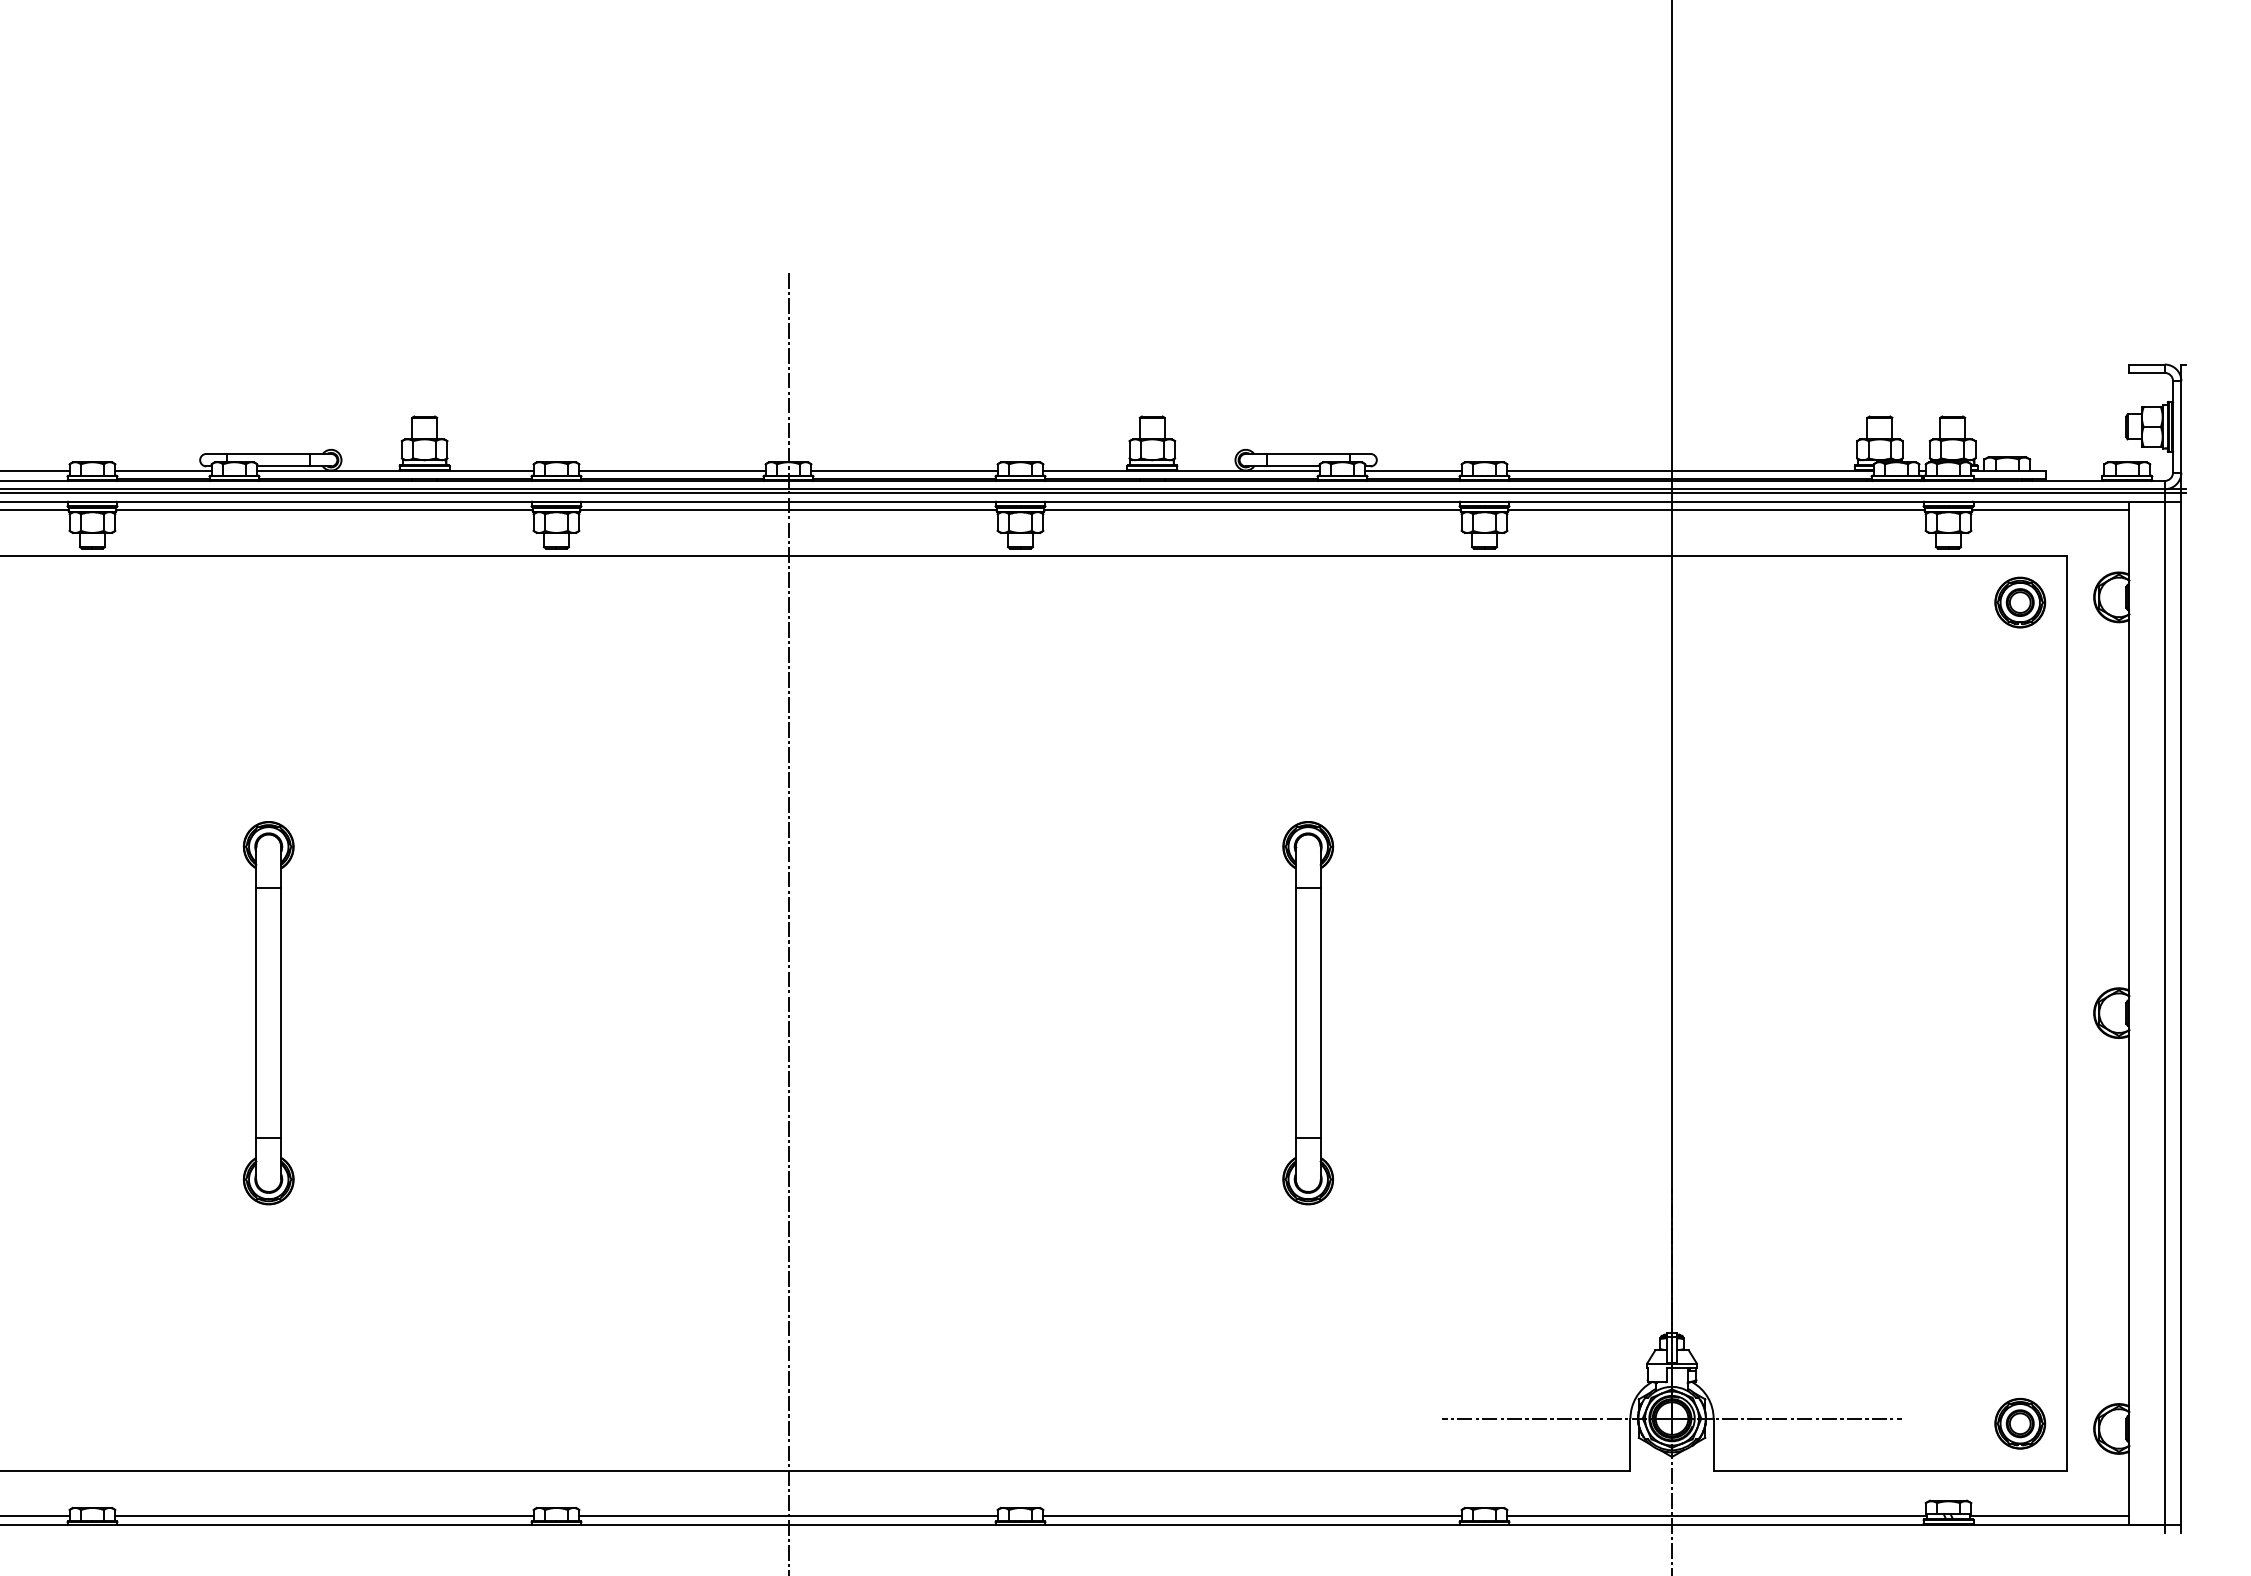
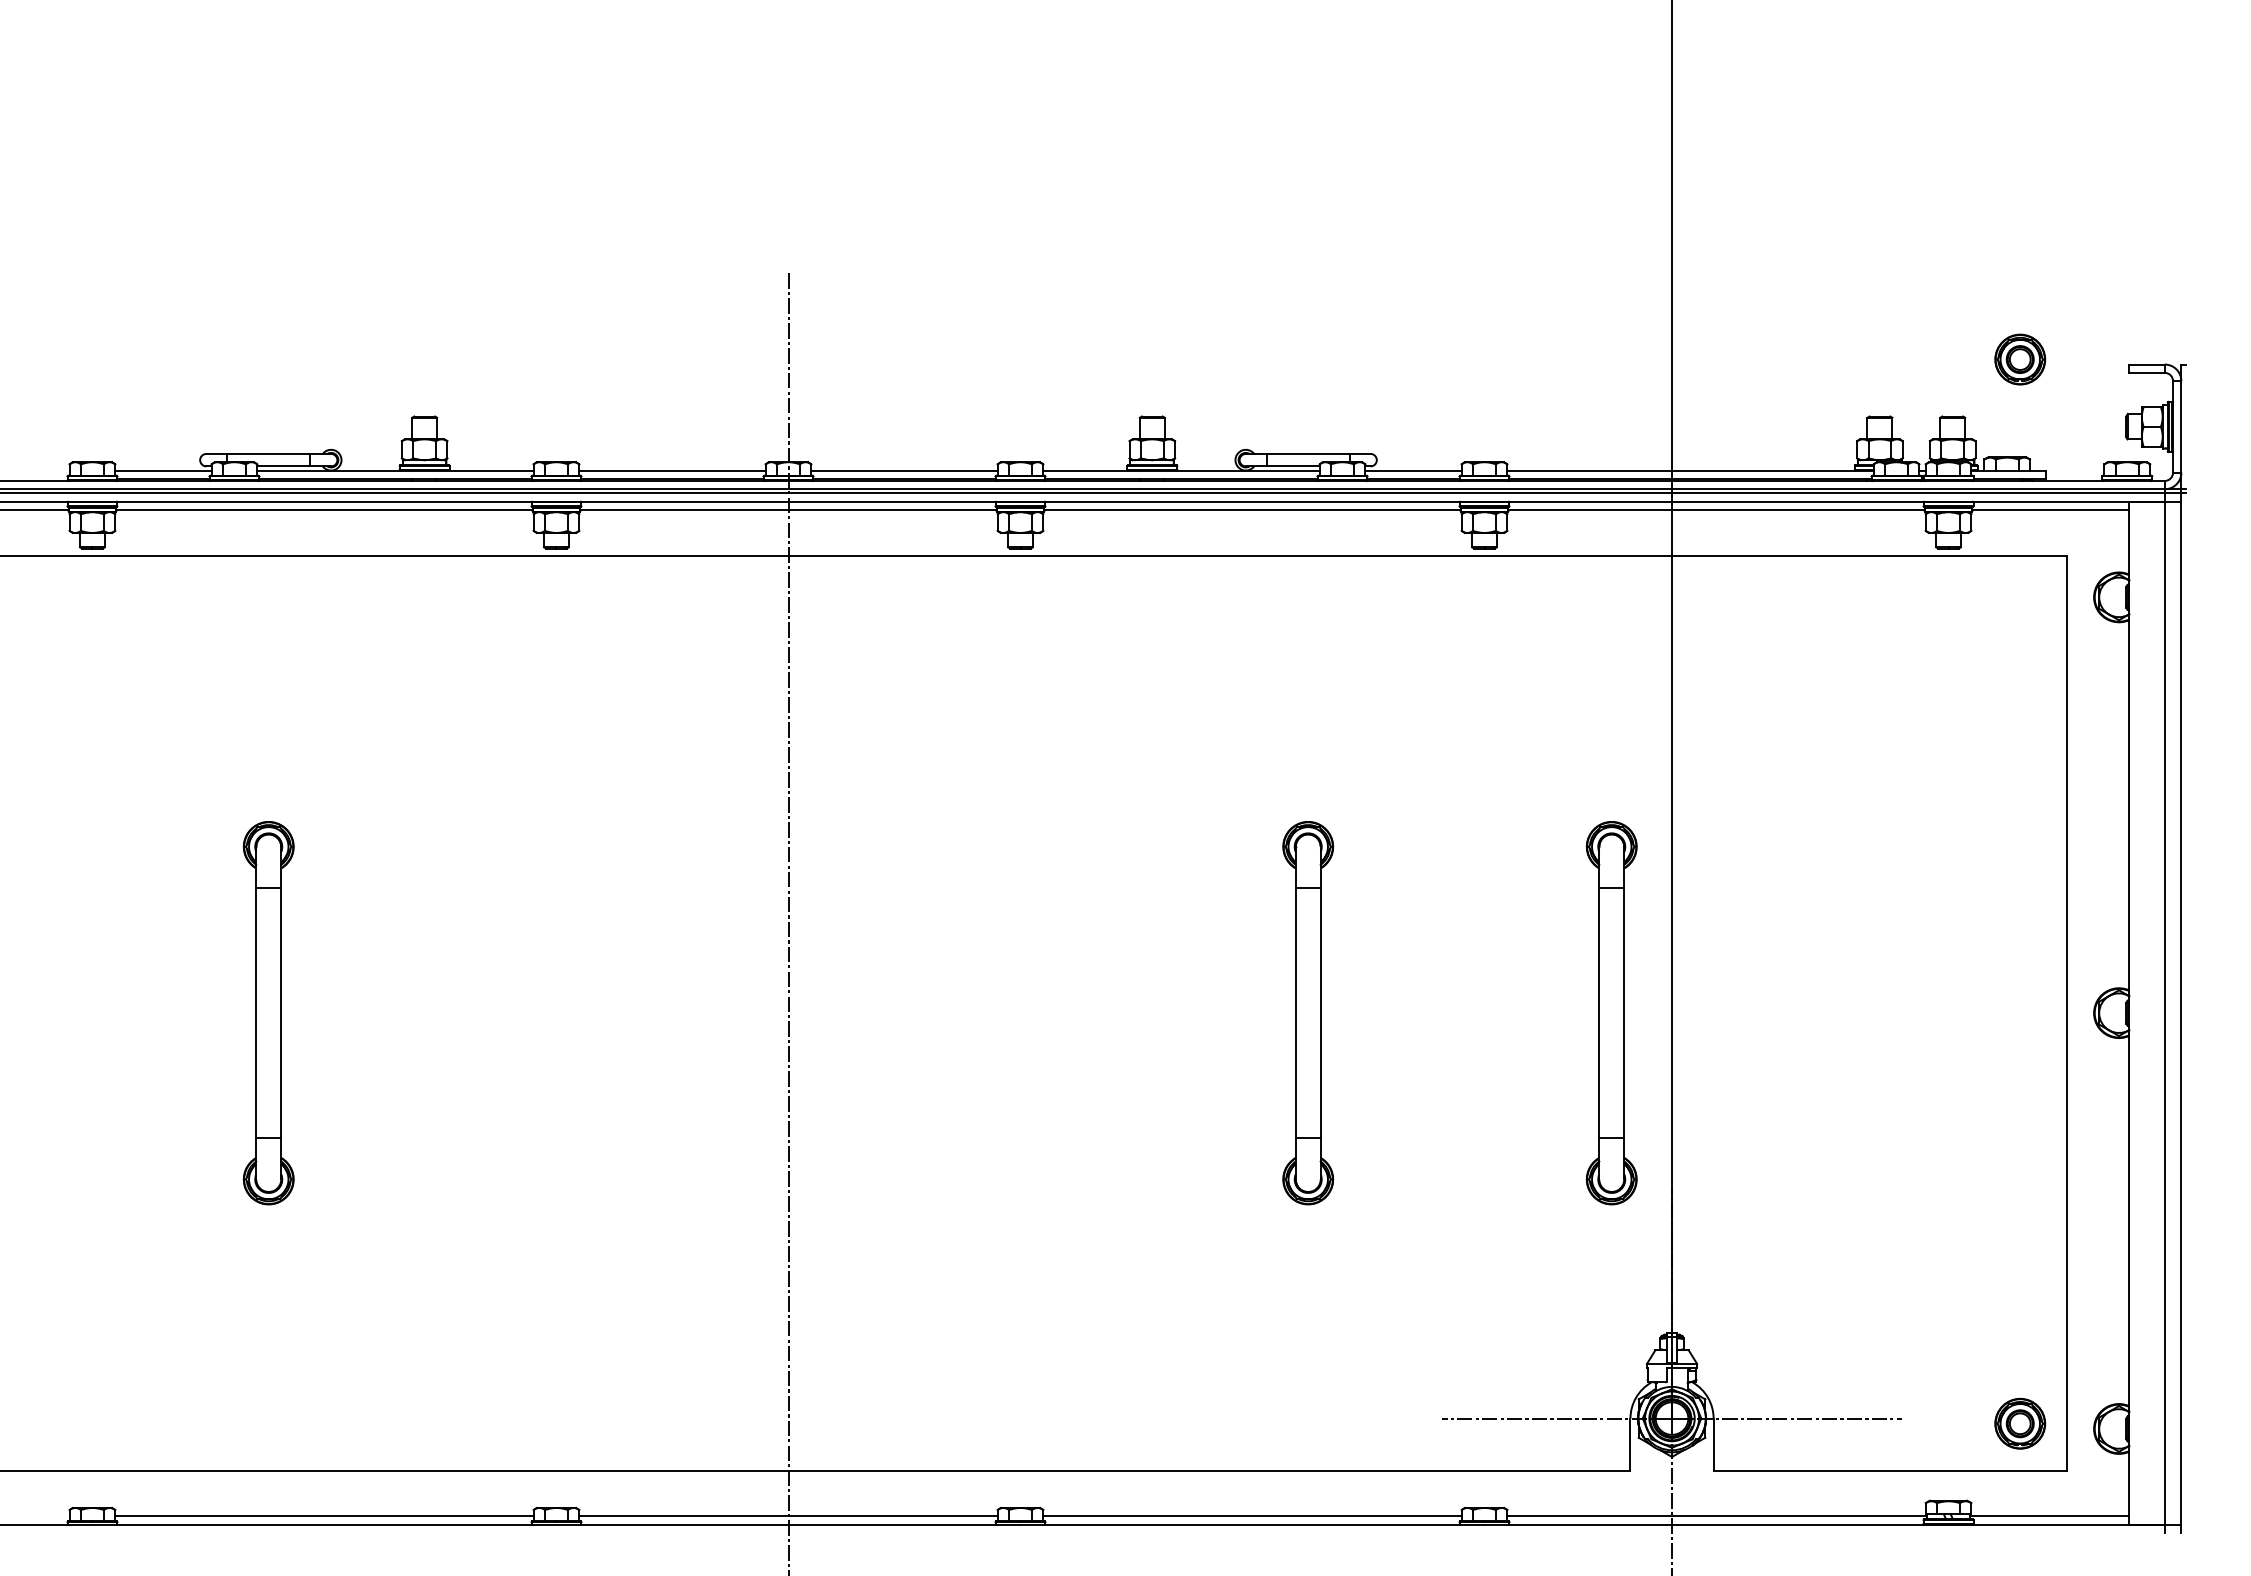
line: present -> none (35, 470)
part position: (2020, 602) -> (2020, 359) (2020, 359)
part: none -> present (1611, 1013)
line: present -> none (35, 1516)
